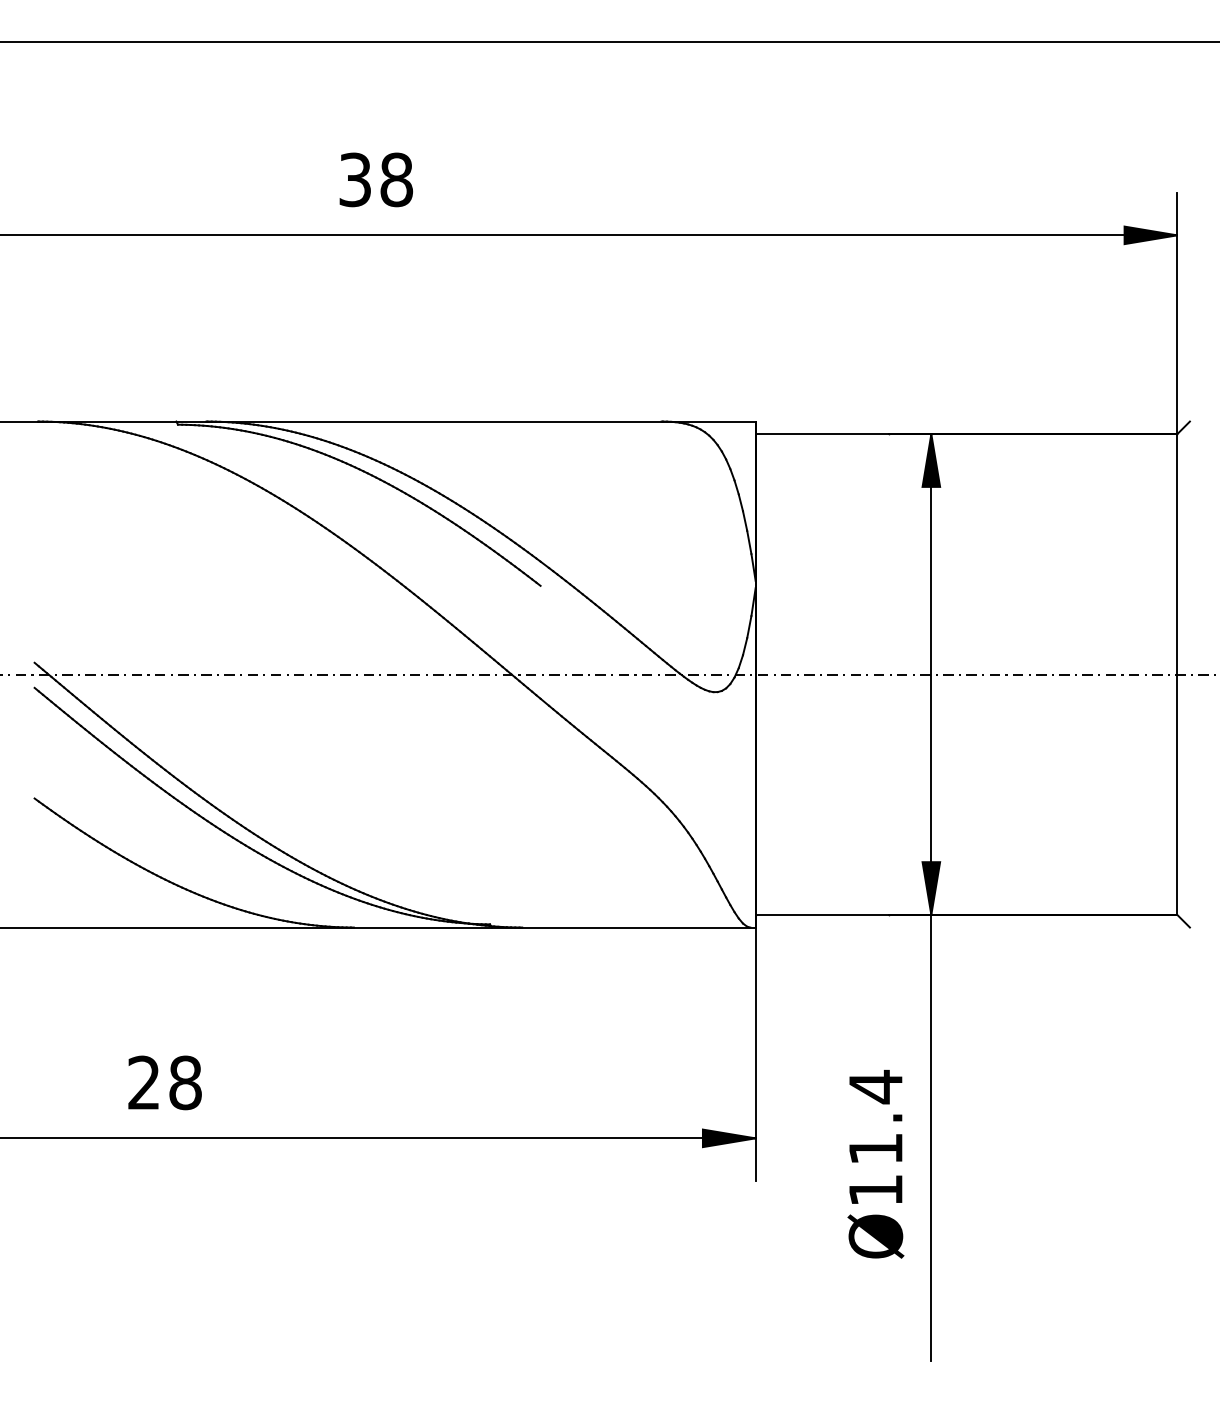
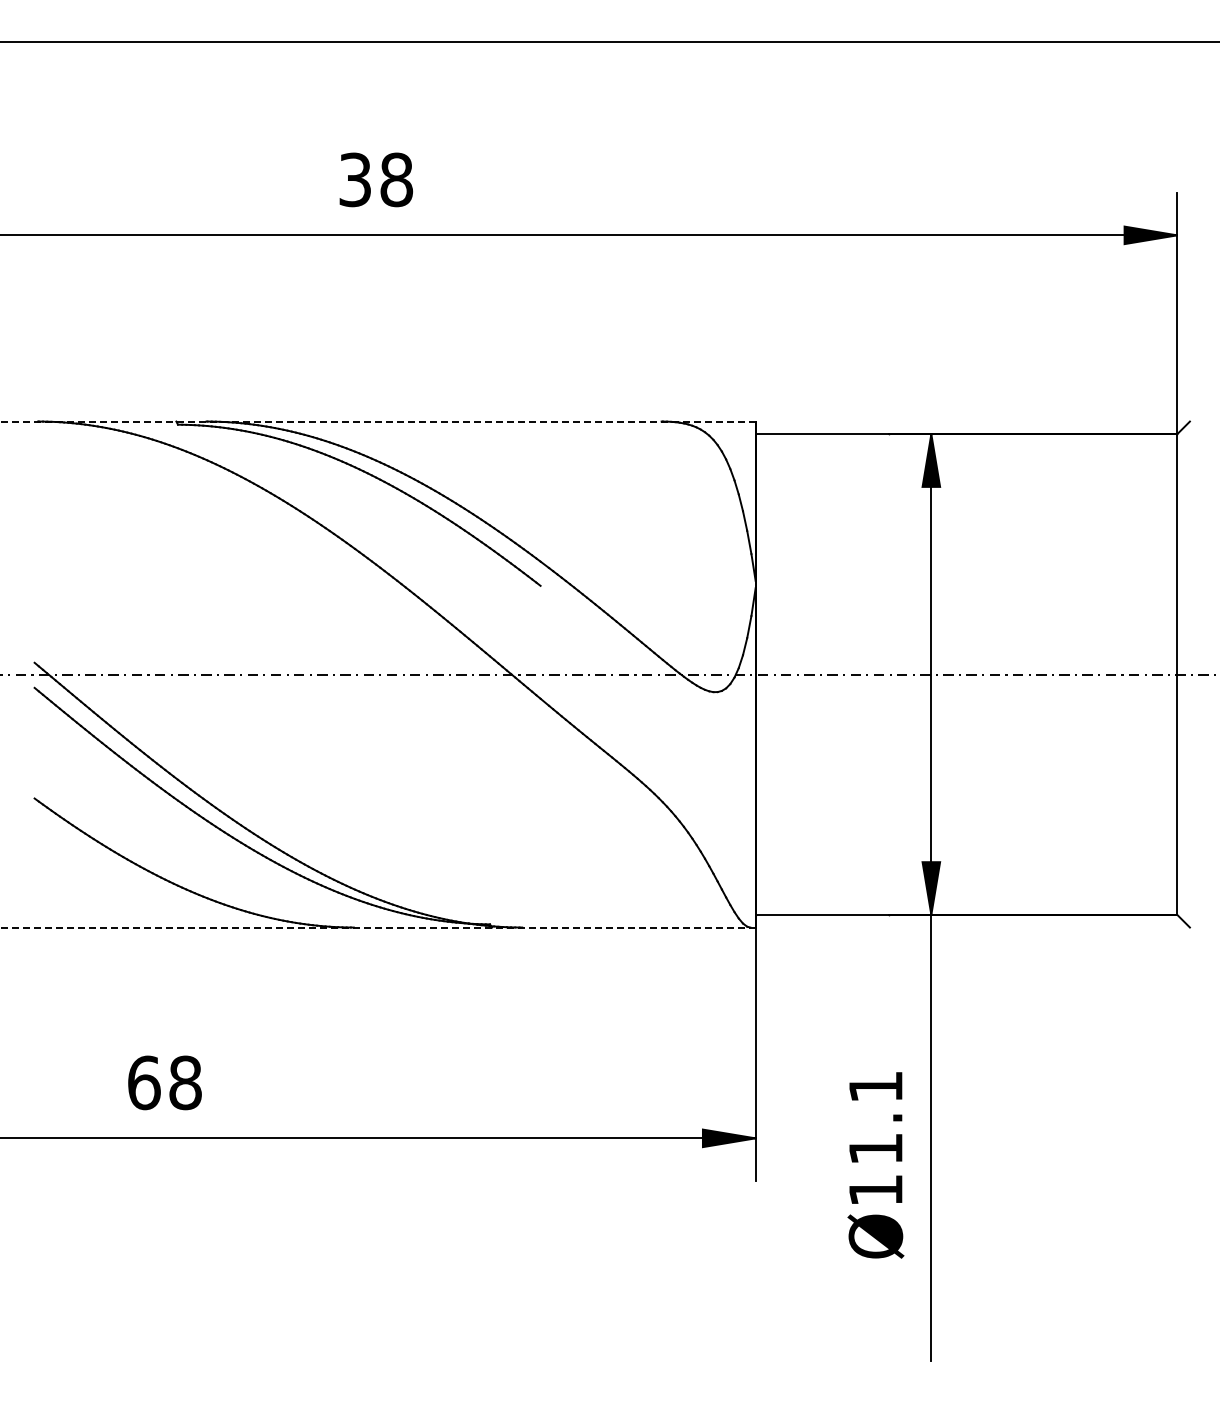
line: solid -> dashed (377, 421)
line: solid -> dashed (377, 927)
text: 28 -> 68 (144, 1082)
text: Ø11.4 -> Ø11.1 (875, 1086)
